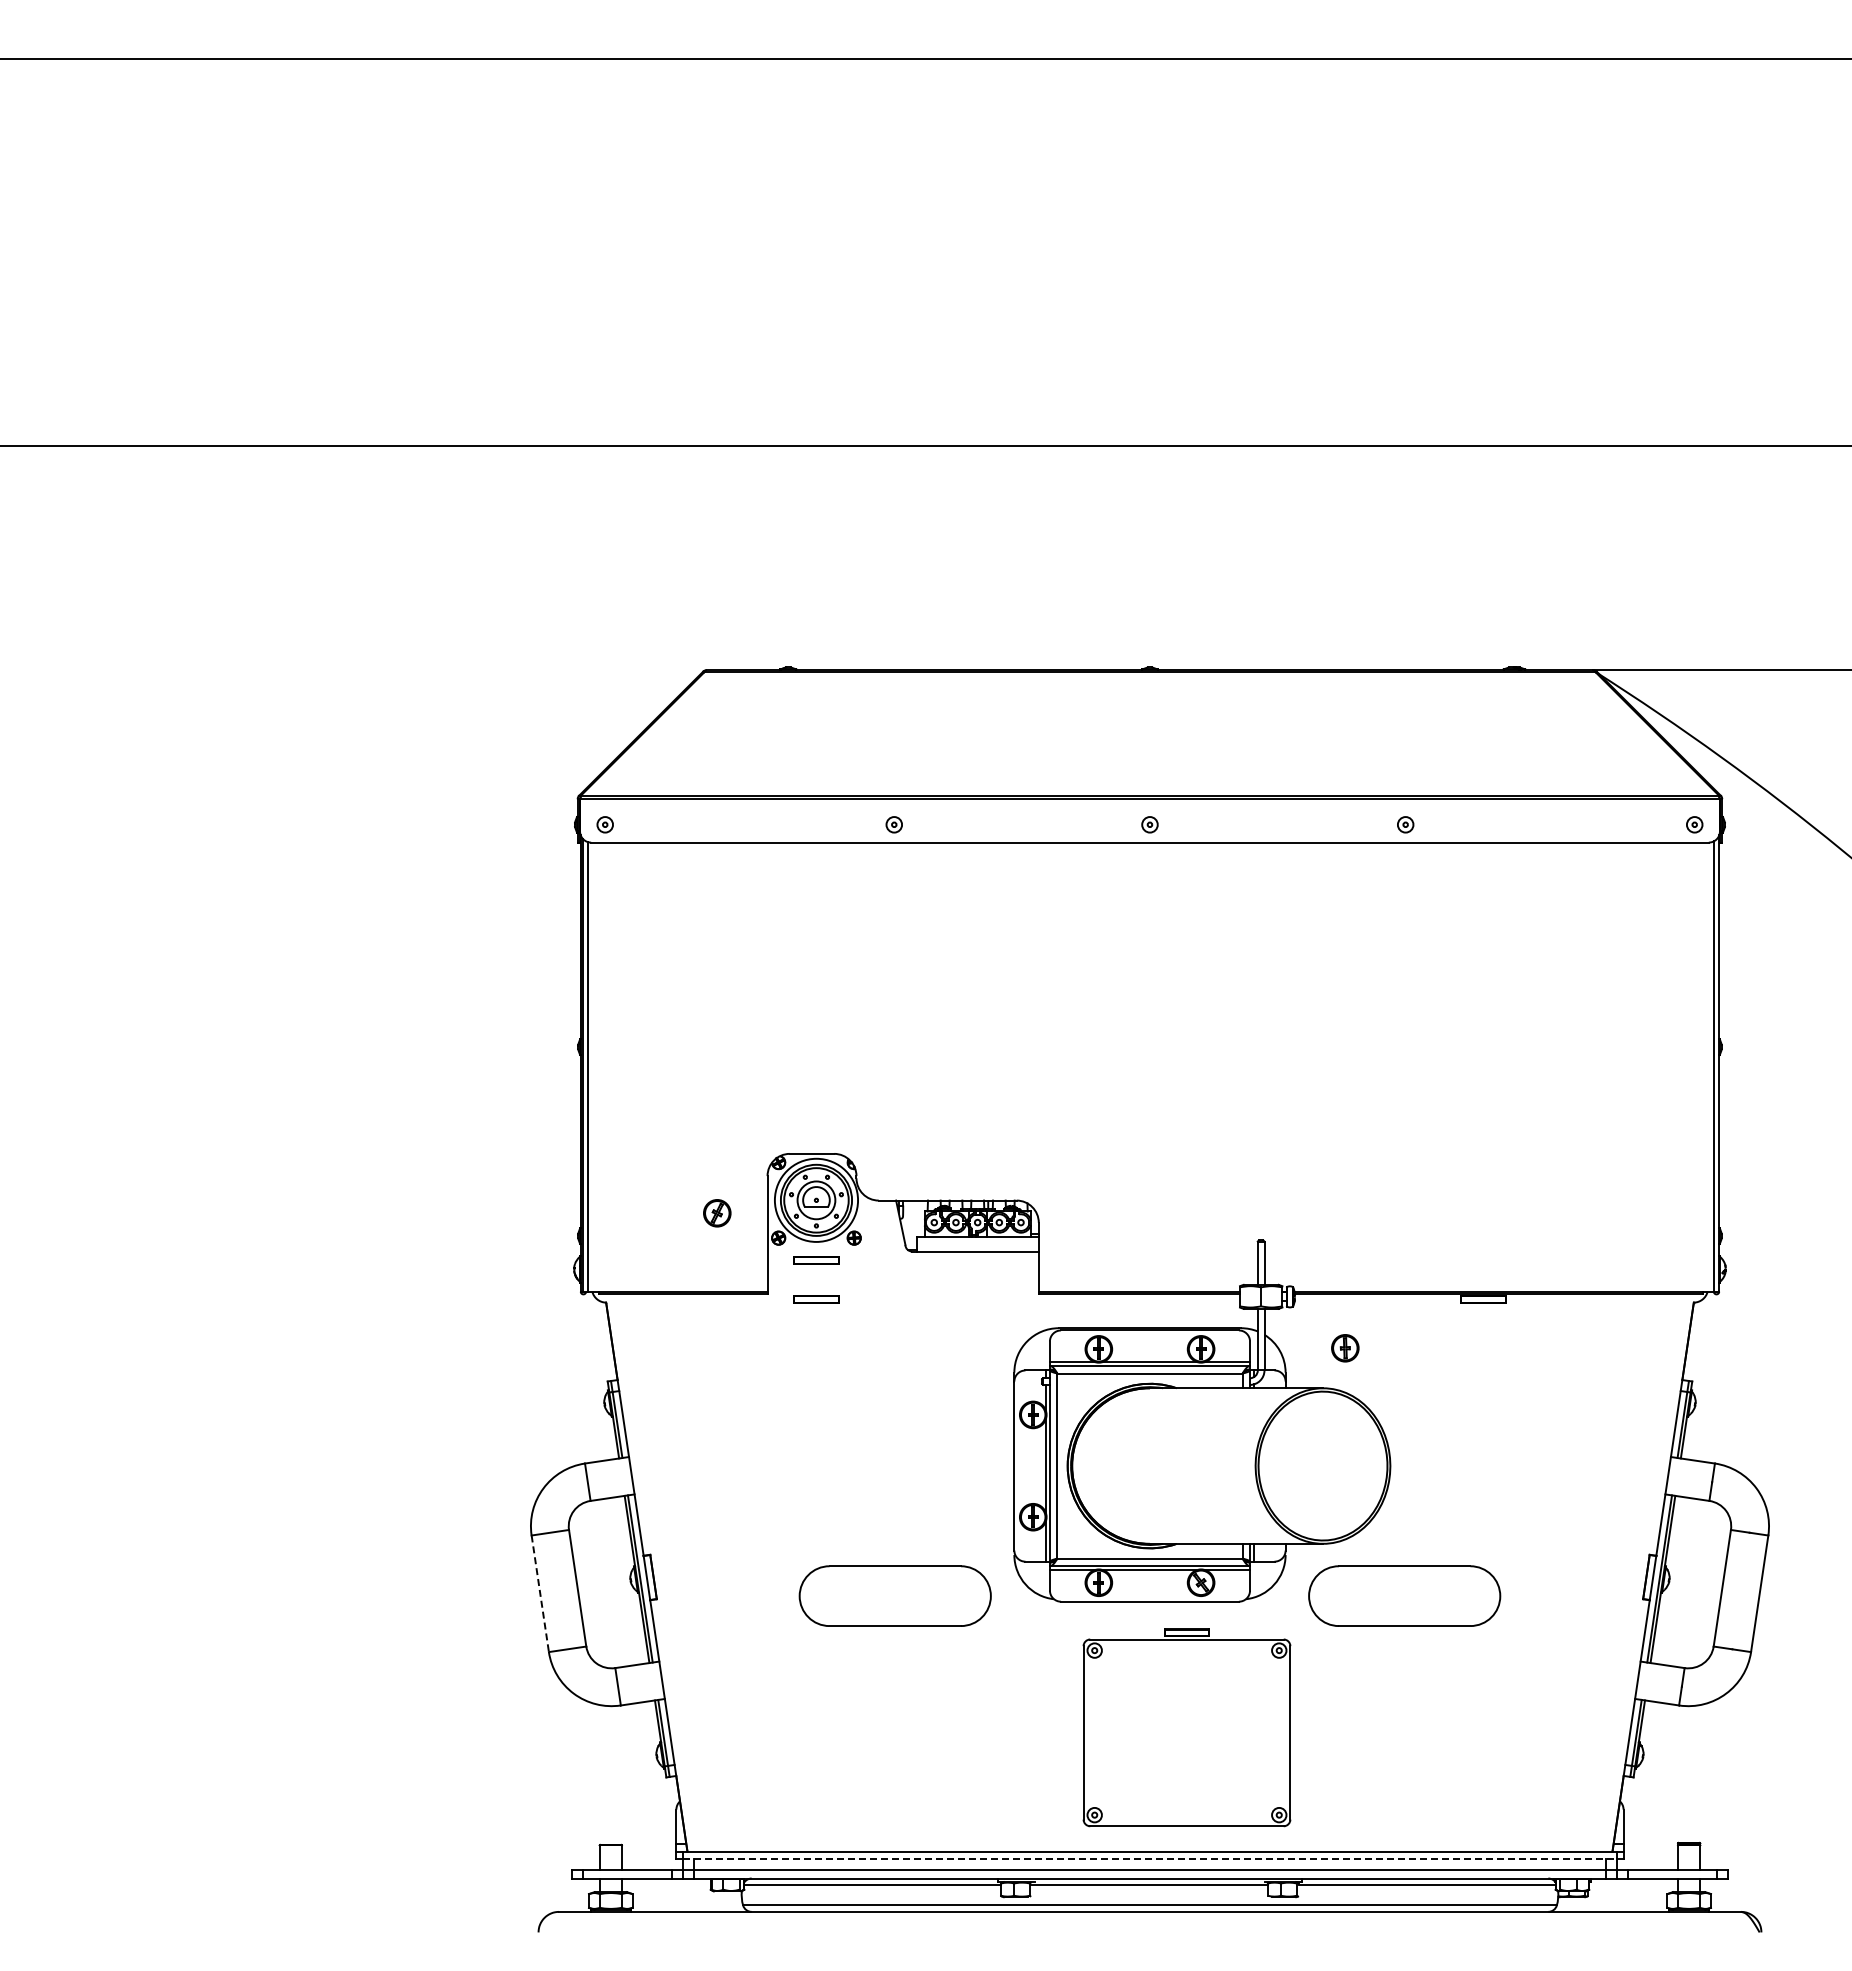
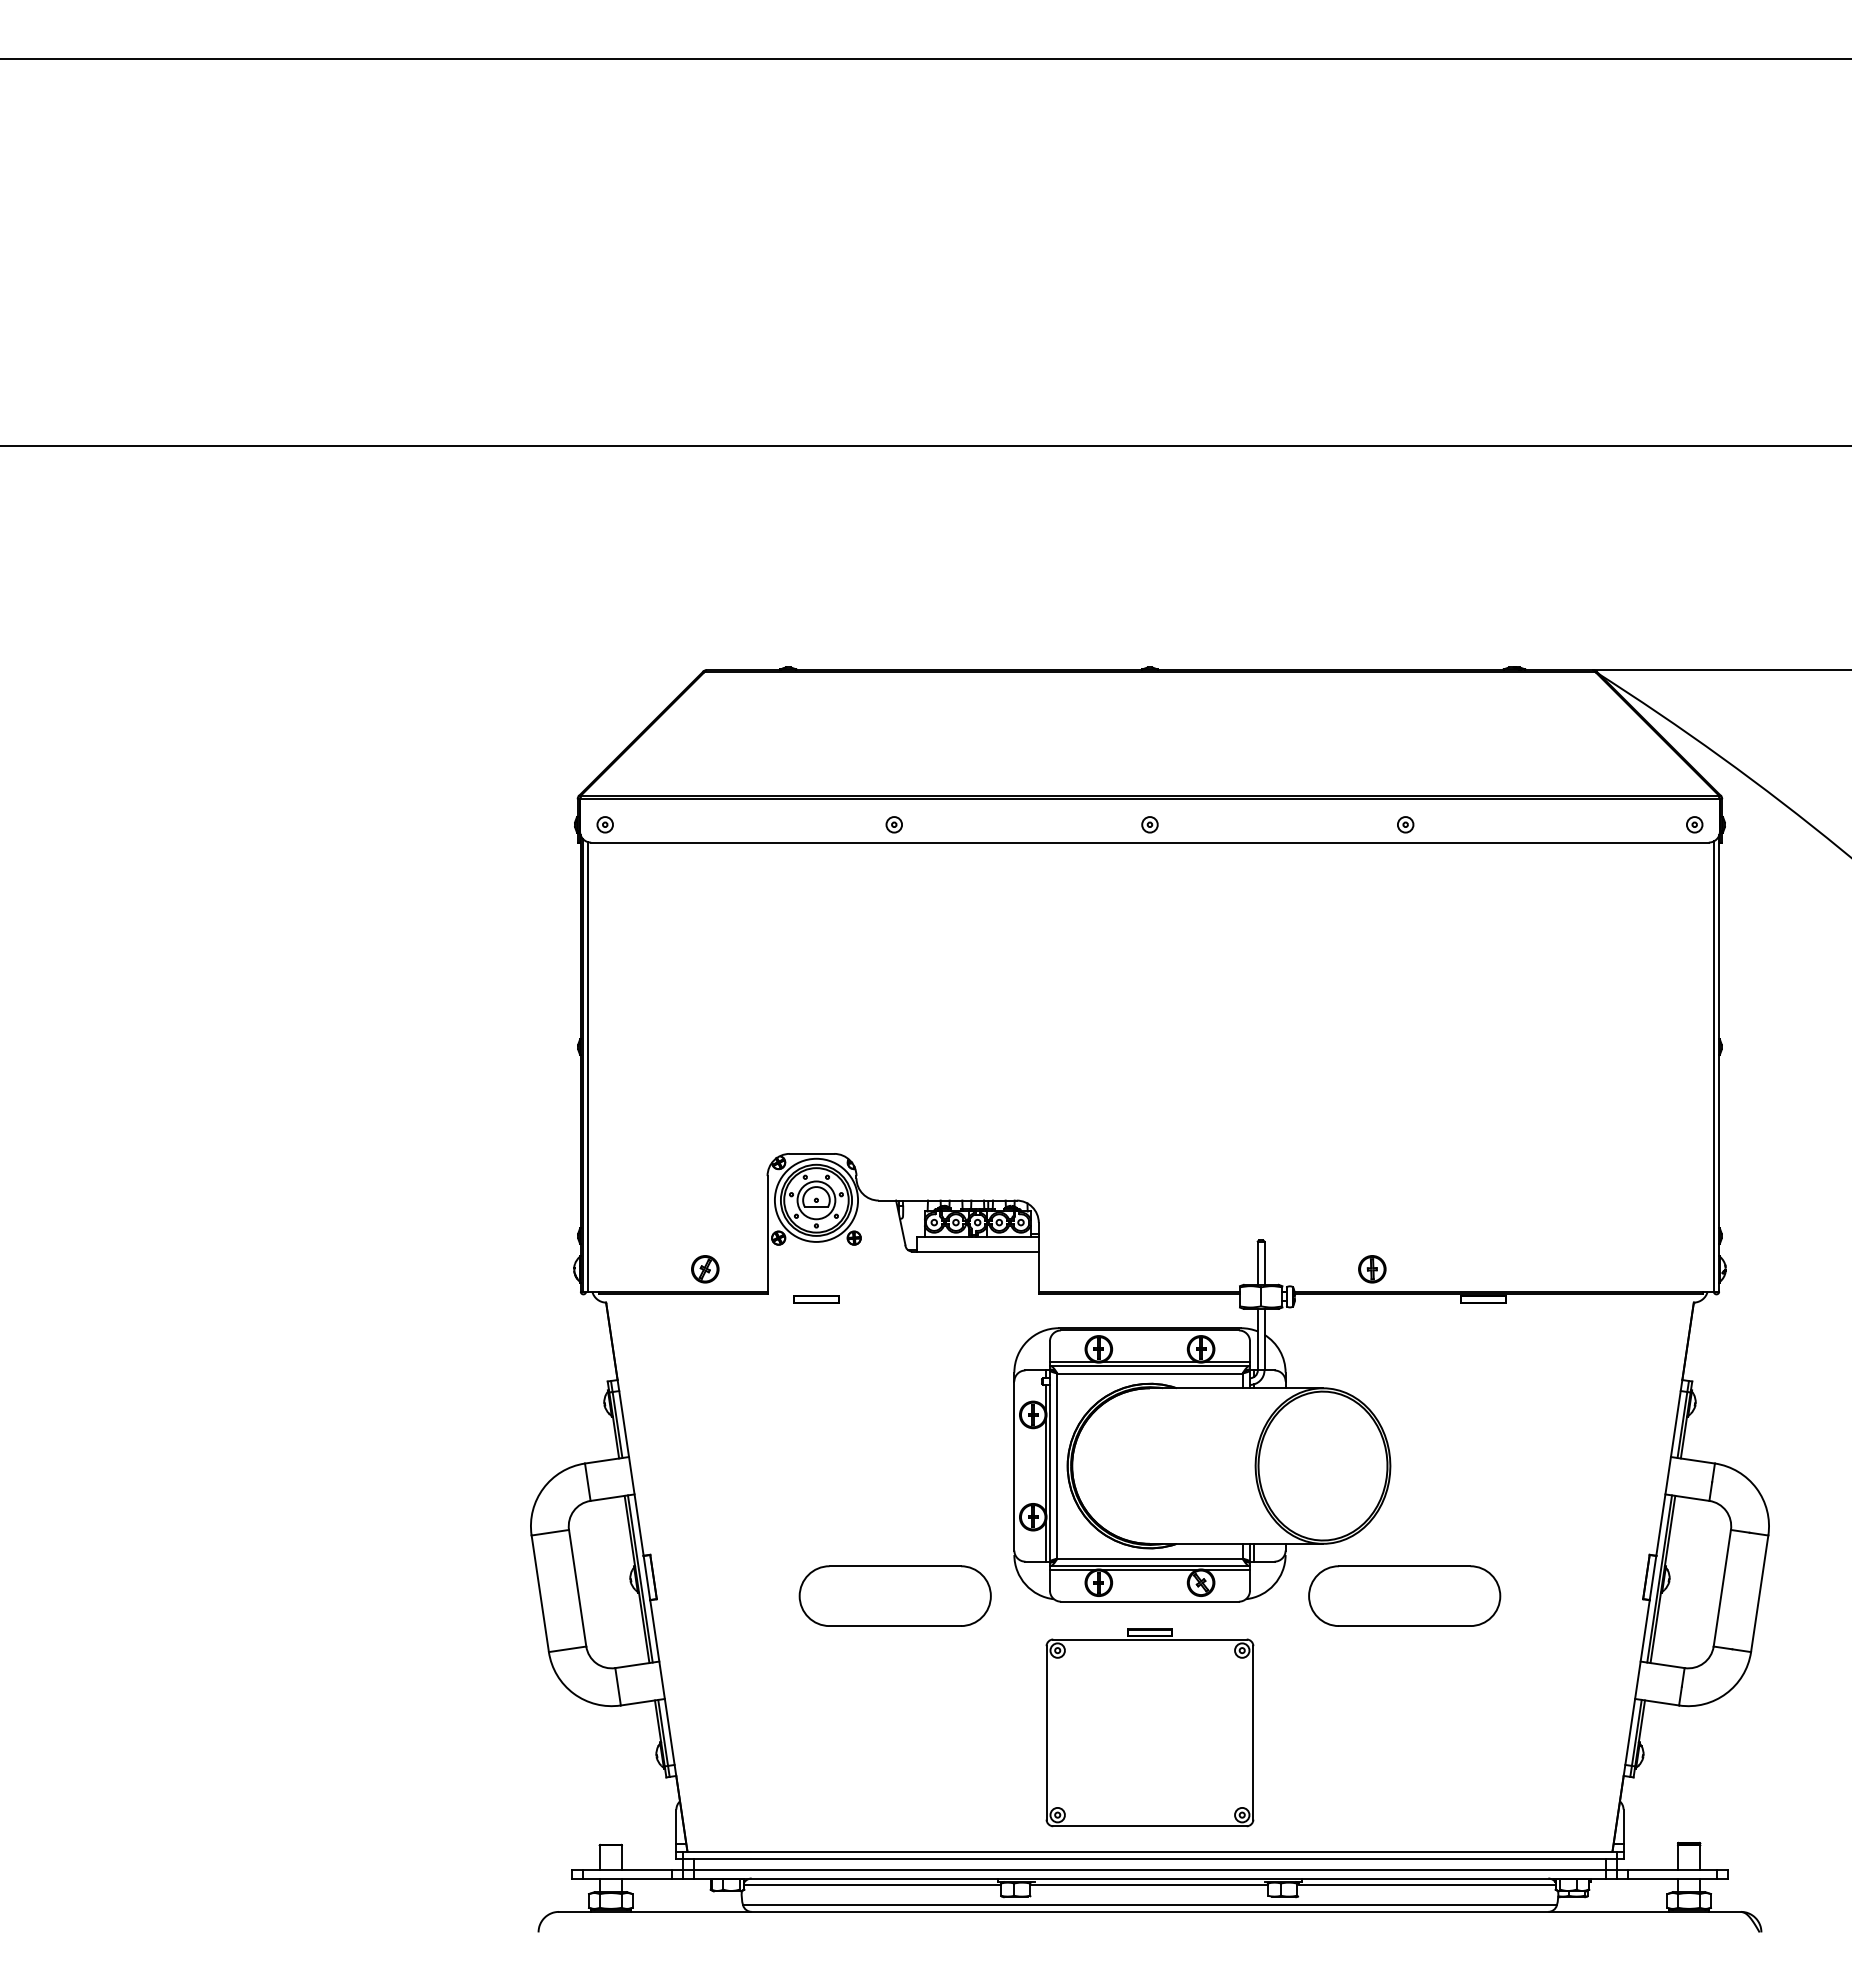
part position: (717, 1213) -> (705, 1269) (705, 1269)
part: present -> none (816, 1260)
part position: (1345, 1348) -> (1372, 1269) (1372, 1269)
line: dashed -> solid (540, 1593)
part position: (1186, 1727) -> (1149, 1727) (1149, 1727)
line: dashed -> solid (1149, 1858)
